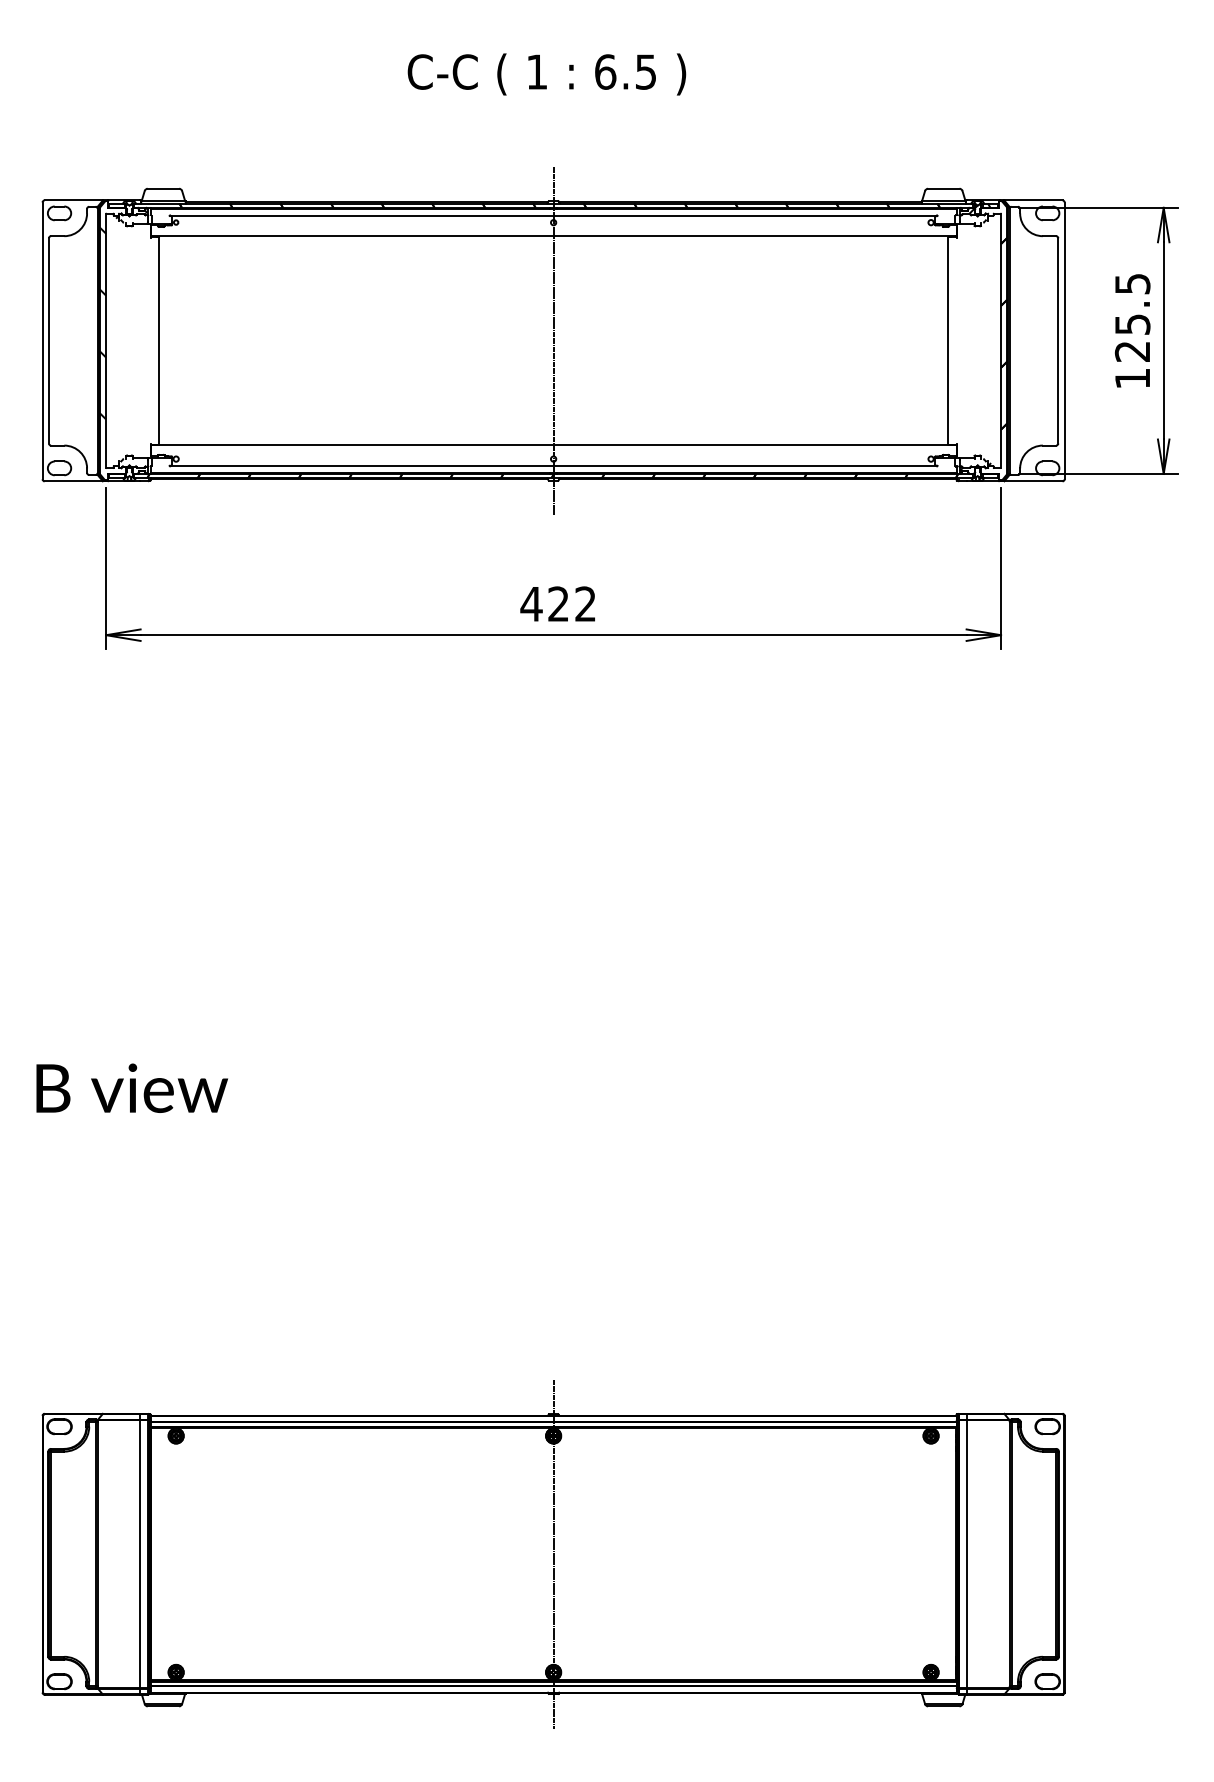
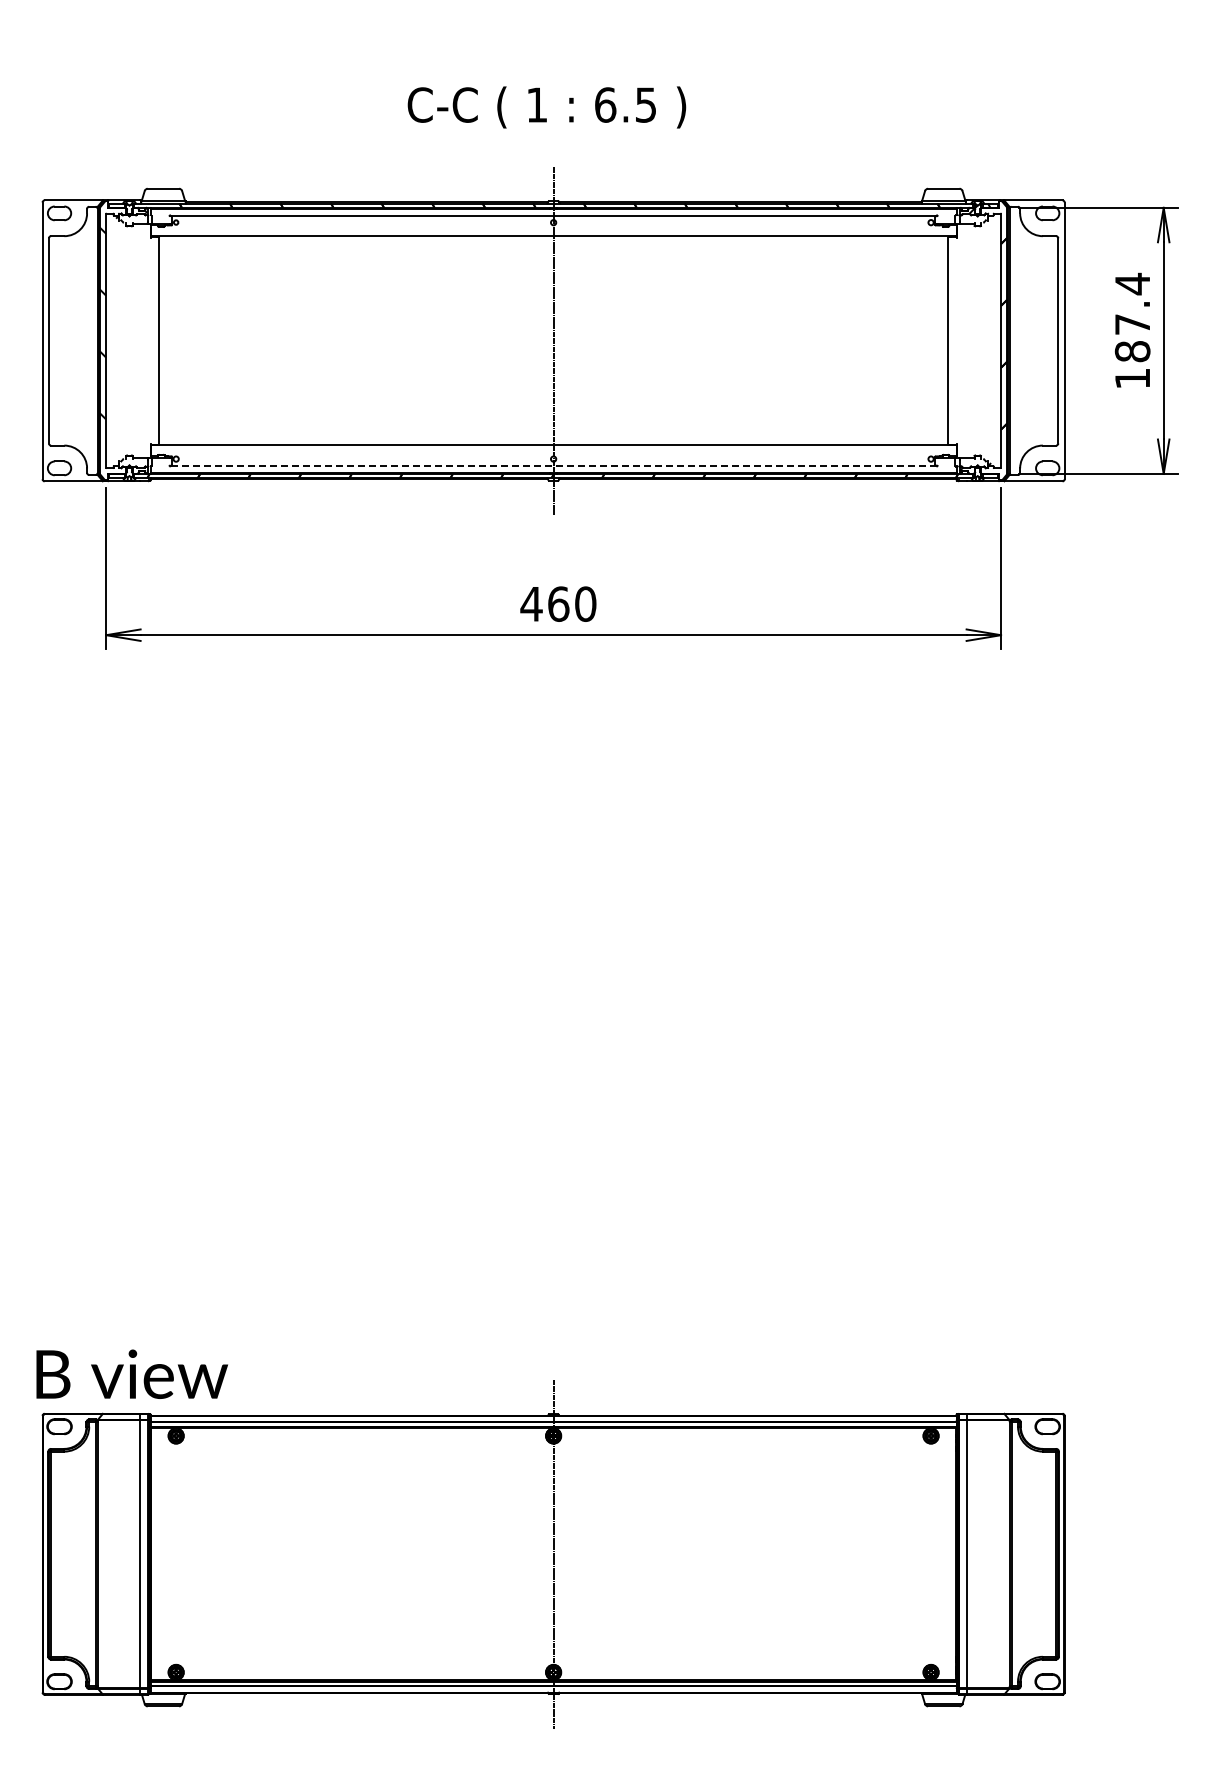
text position: (546, 74) -> (546, 107) (546, 107)
text: 125.5 -> 187.4 (1132, 317)
line: solid -> dashed (553, 466)
text: 422 -> 460 (572, 603)
text position: (131, 1087) -> (131, 1373) (131, 1373)
